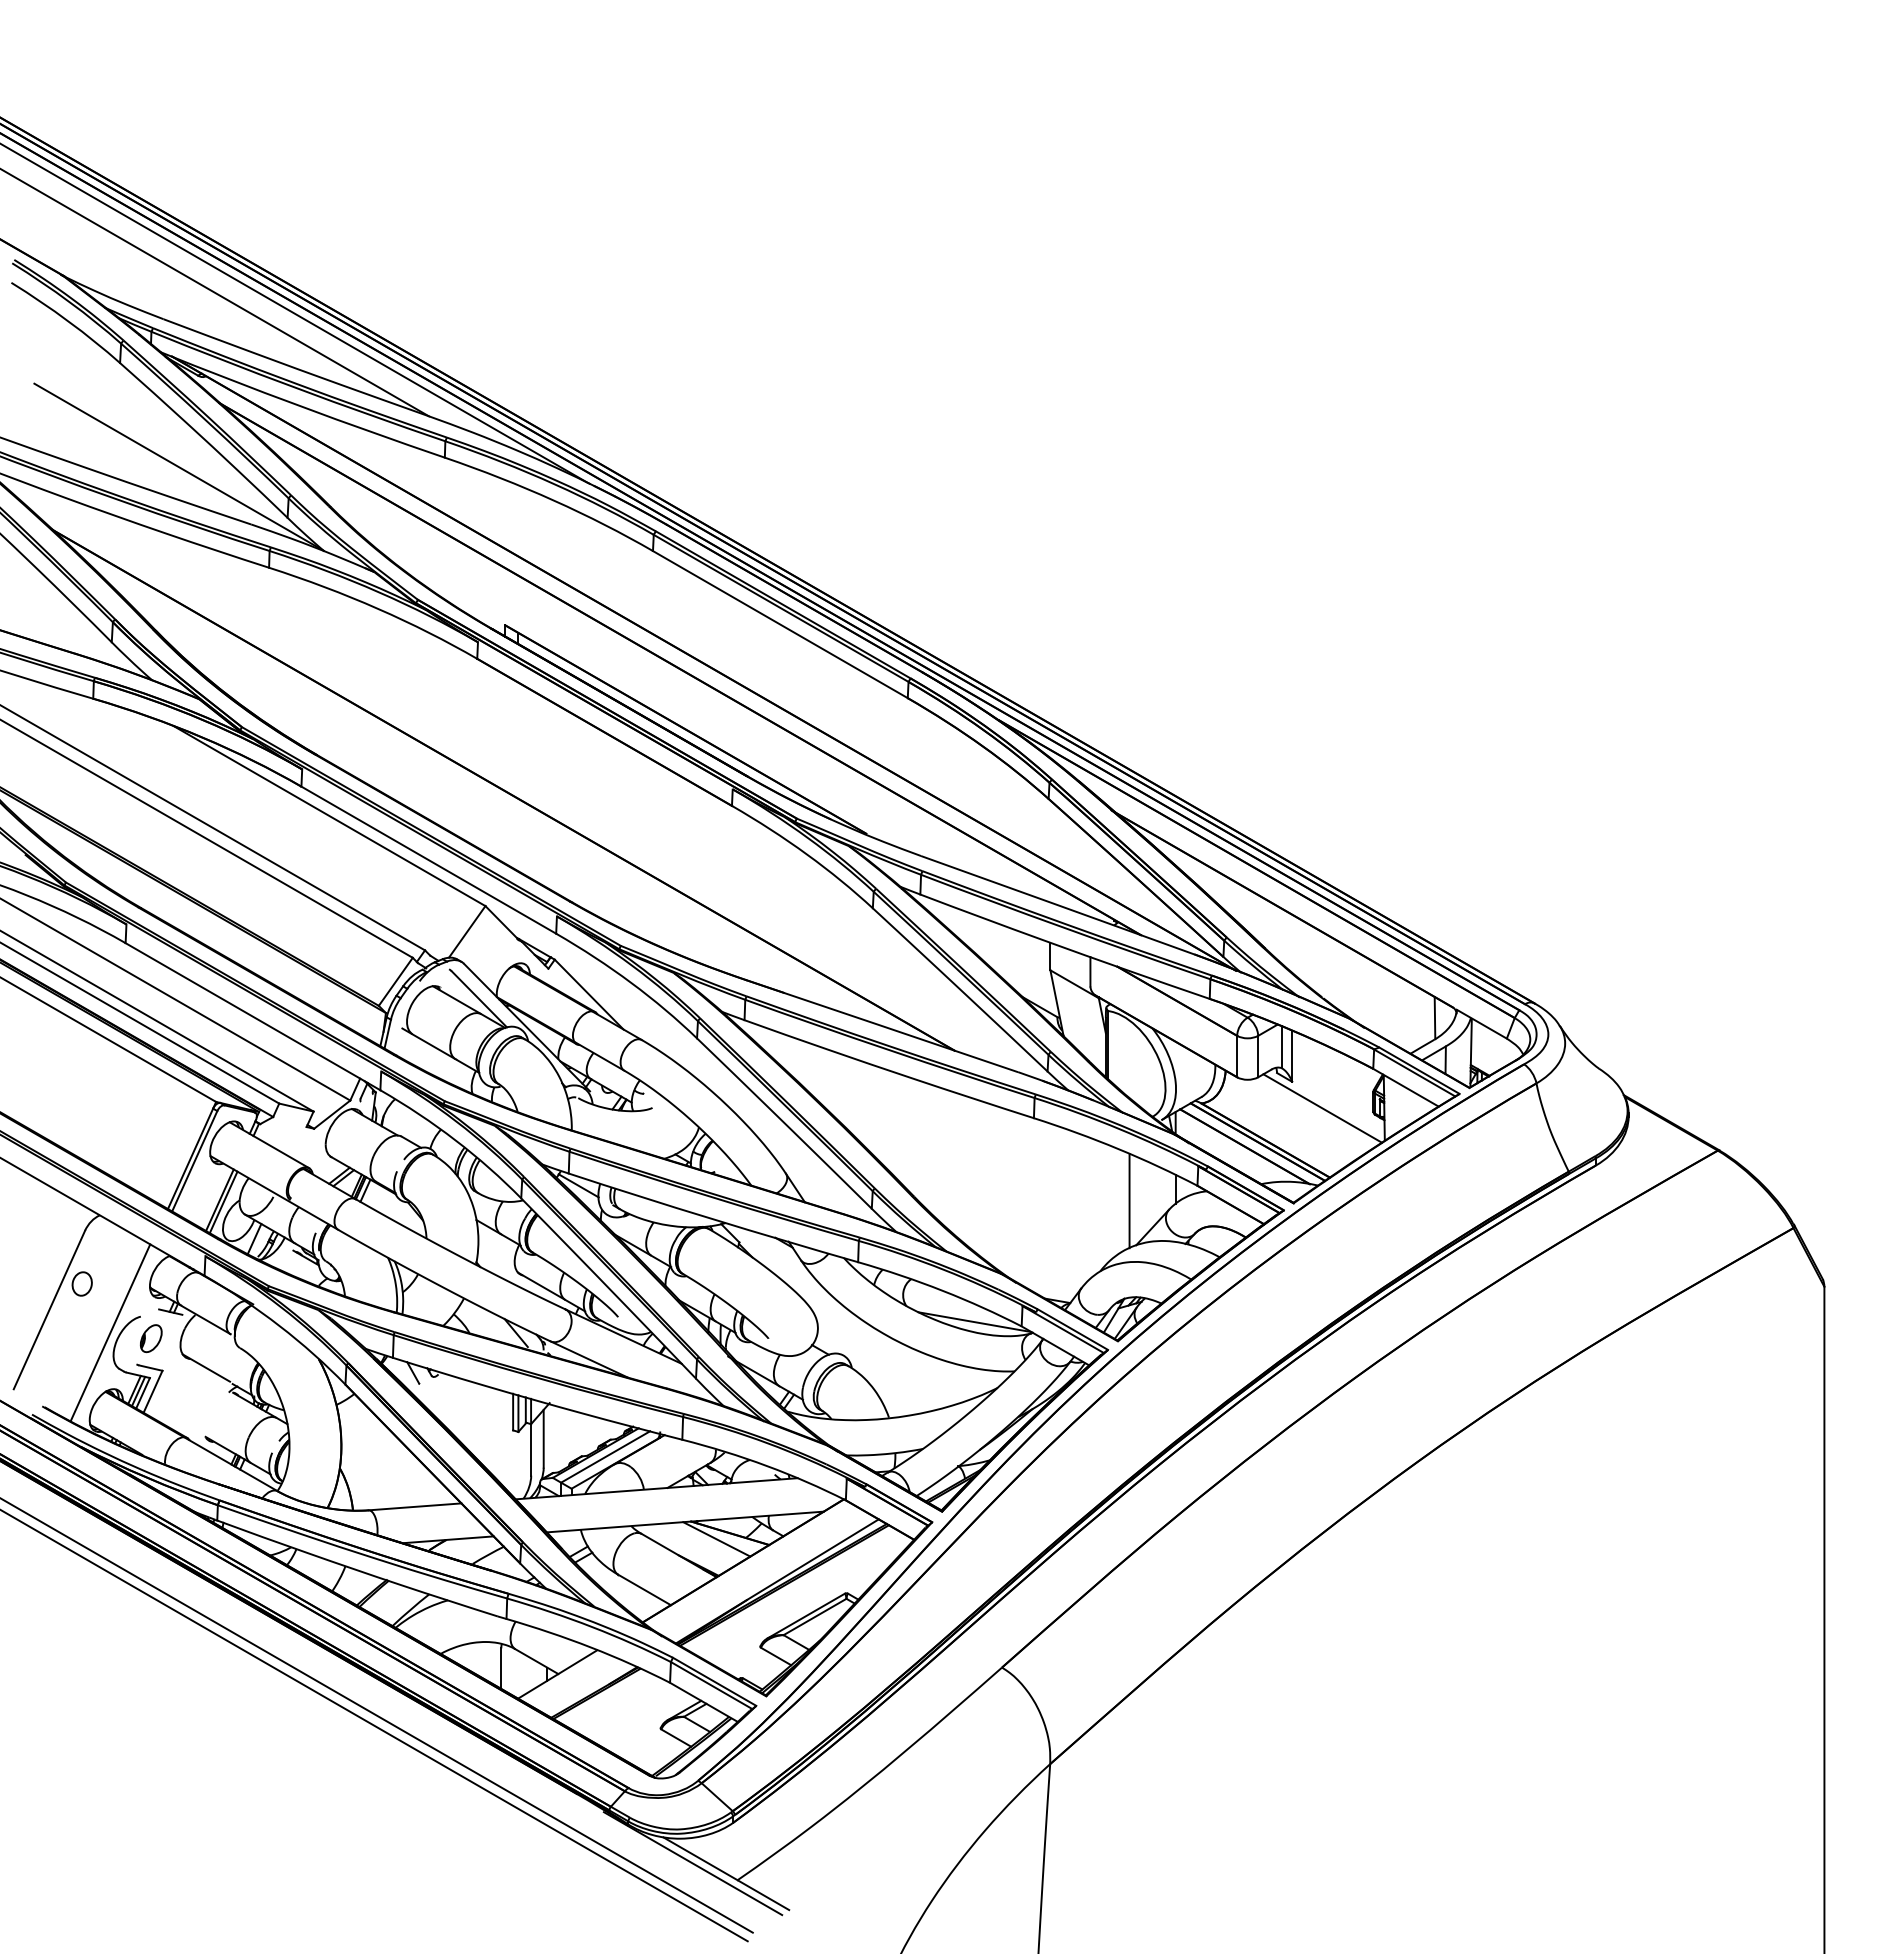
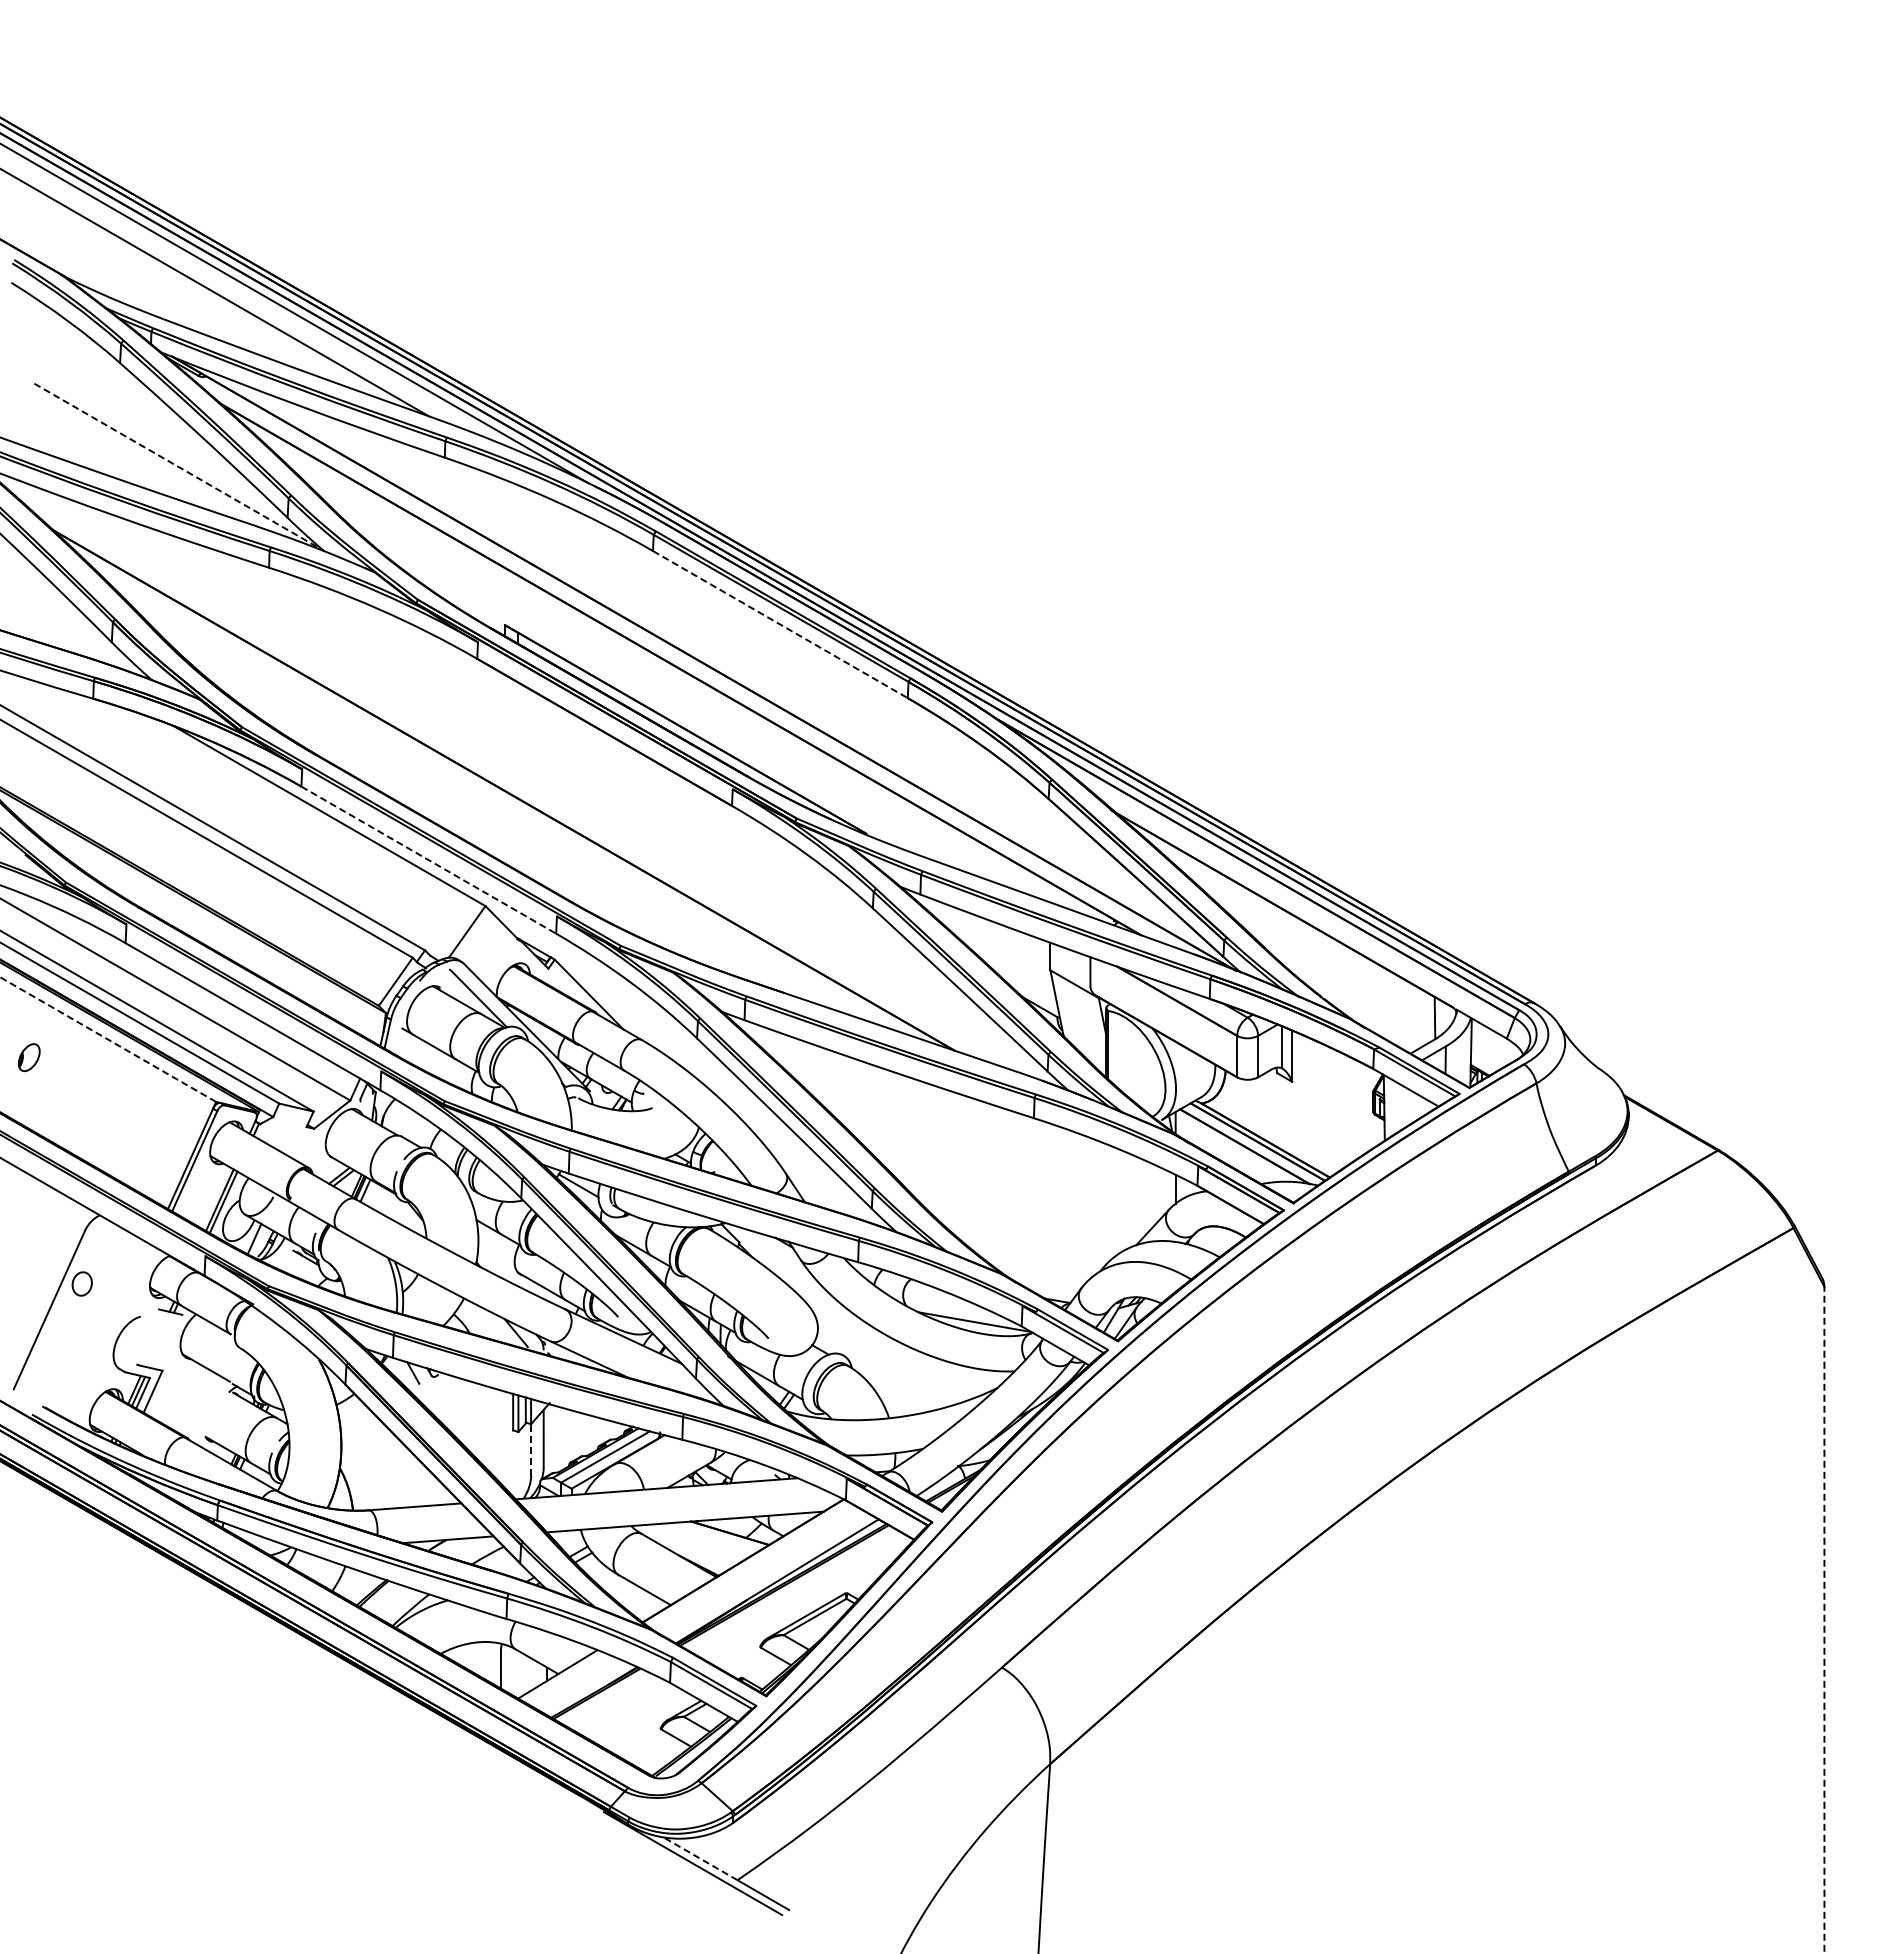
line: solid -> dashed (179, 467)
line: solid -> dashed (780, 624)
line: solid -> dashed (429, 860)
line: solid -> dashed (107, 1039)
line: present -> none (1322, 1108)
line: present -> none (1129, 1201)
line: present -> none (110, 1332)
part position: (151, 1338) -> (29, 1057) (29, 1057)
line: solid -> dashed (531, 1449)
line: present -> none (716, 1539)
line: solid -> dashed (1824, 1619)
line: present -> none (377, 1715)
line: present -> none (374, 1726)
line: solid -> dashed (700, 1858)
